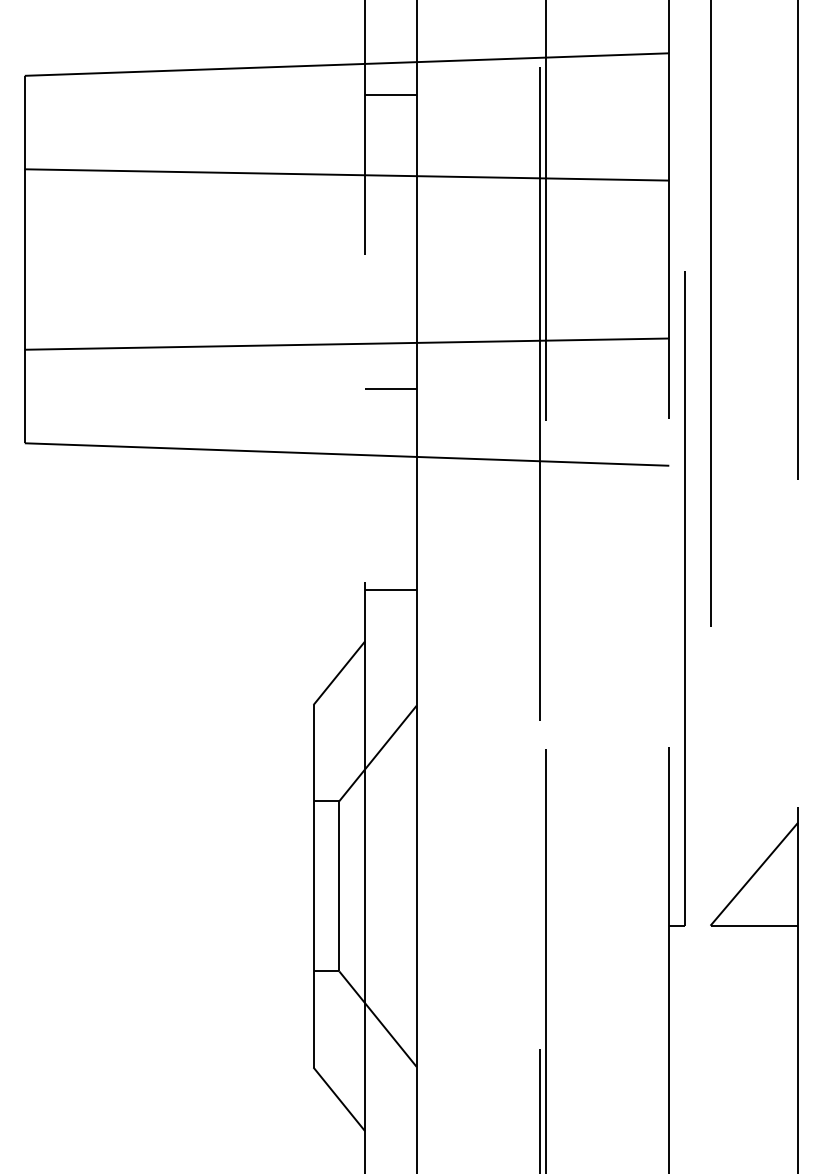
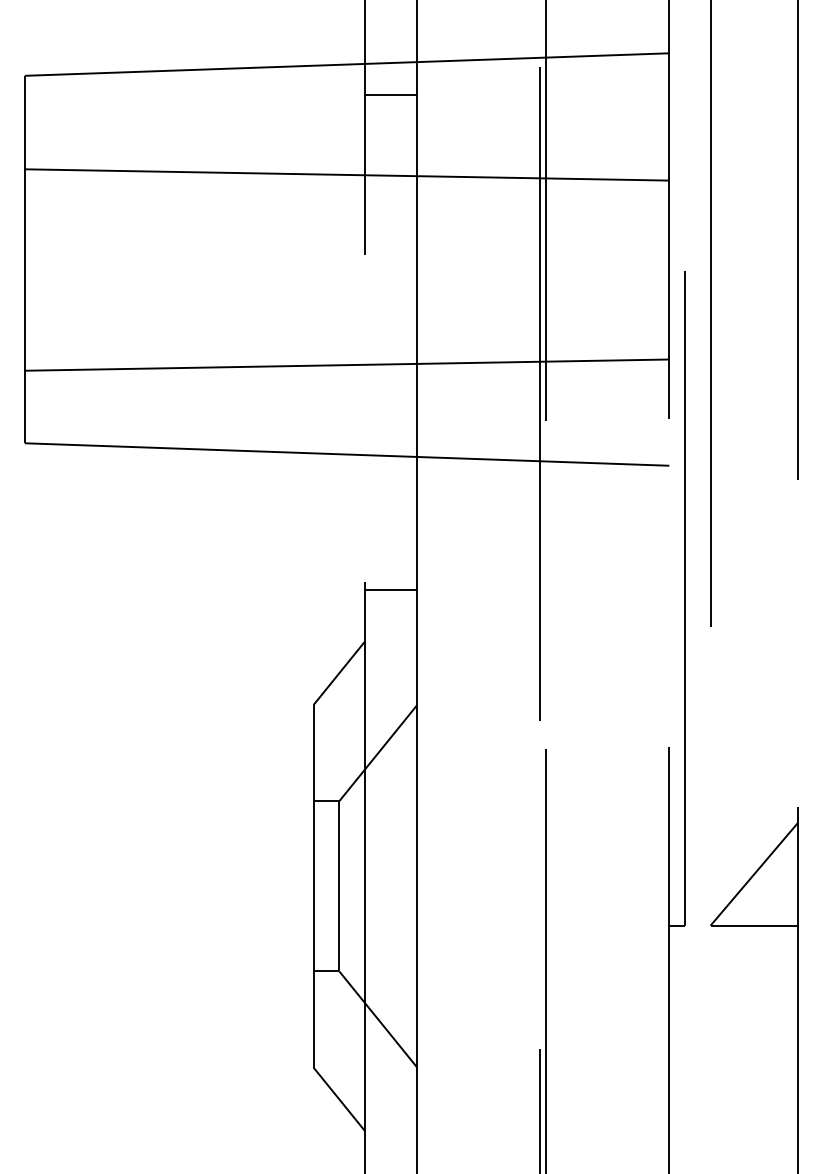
line position: (346, 343) -> (346, 364) (346, 364)
line: present -> none (390, 389)
